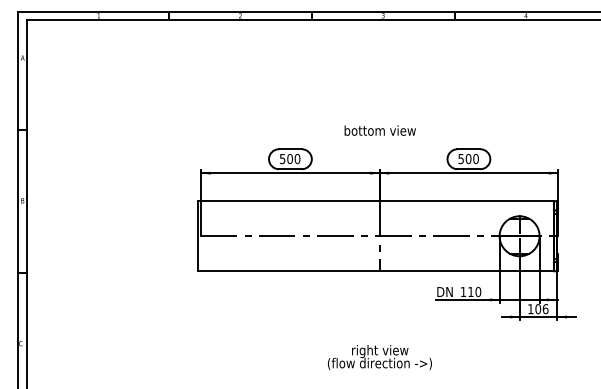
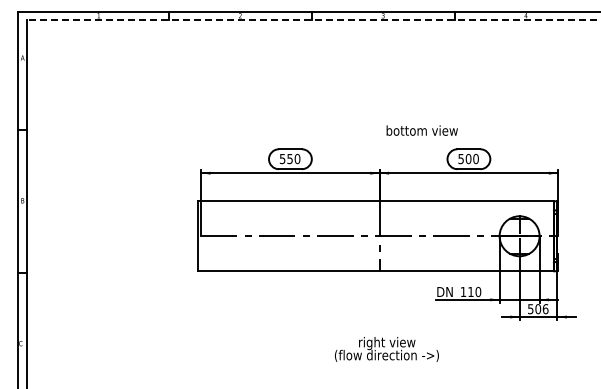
line: solid -> dashed (313, 20)
text position: (379, 130) -> (421, 130) (421, 130)
text: 500 -> 550 (289, 159)
text: 106 -> 506 (530, 309)
text position: (379, 357) -> (386, 349) (386, 349)
